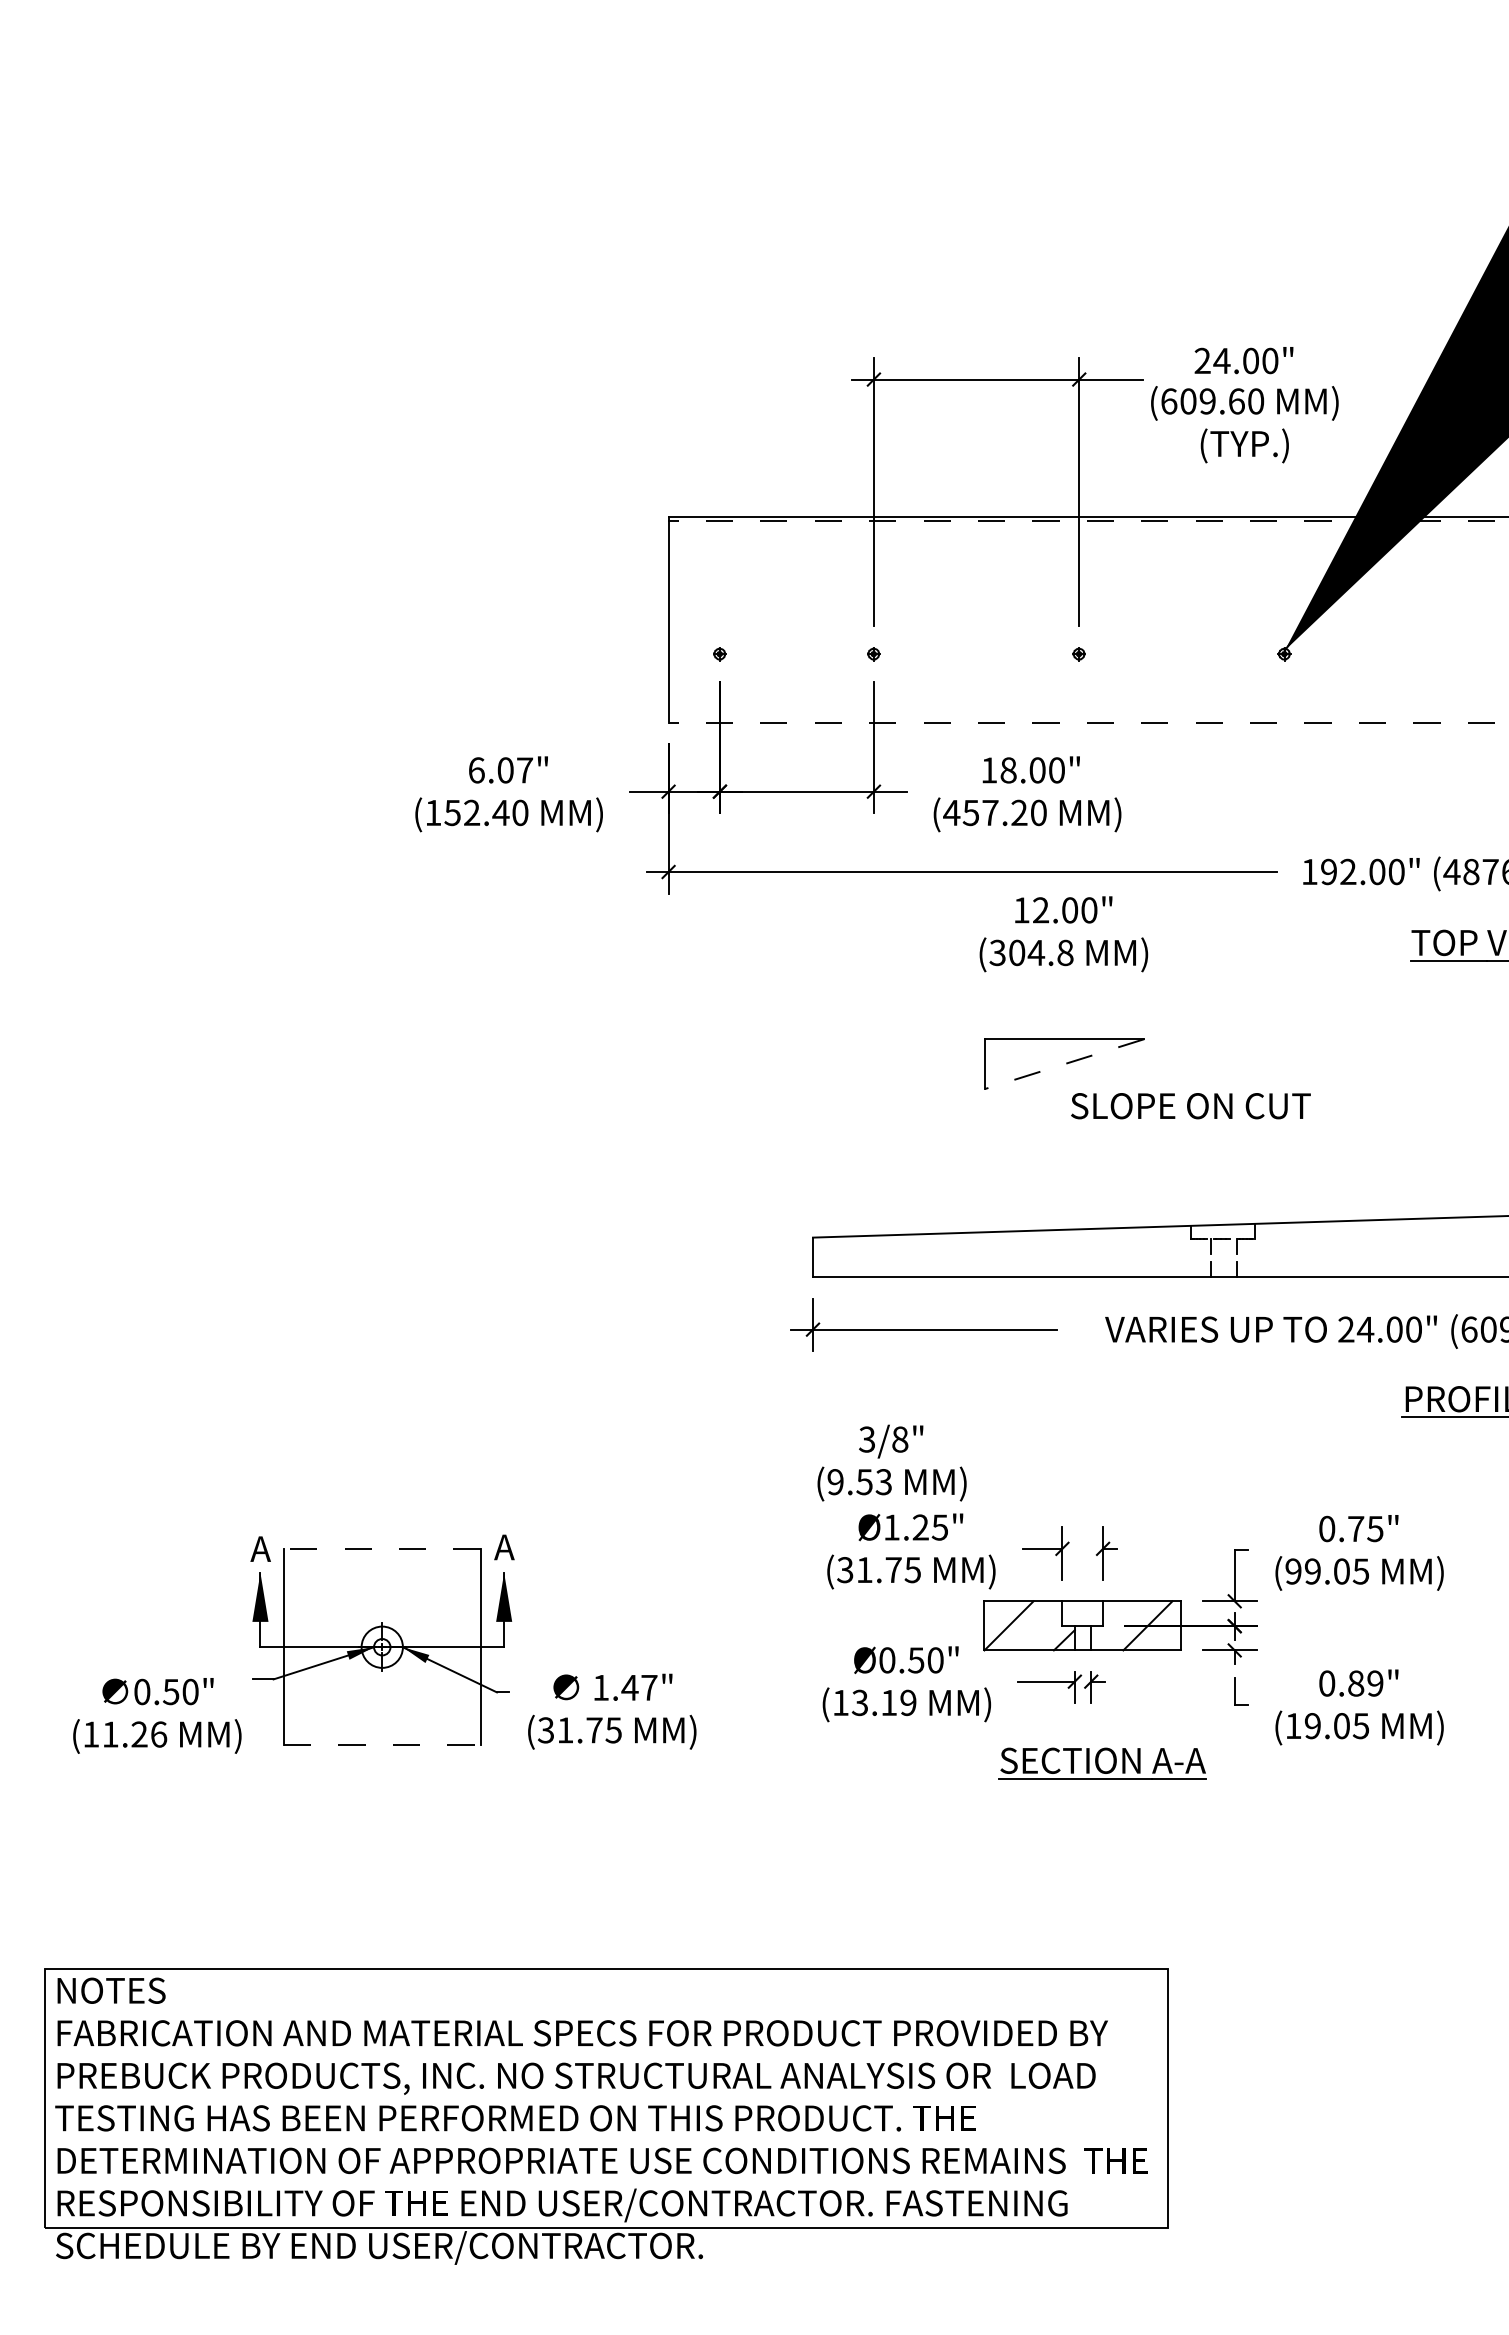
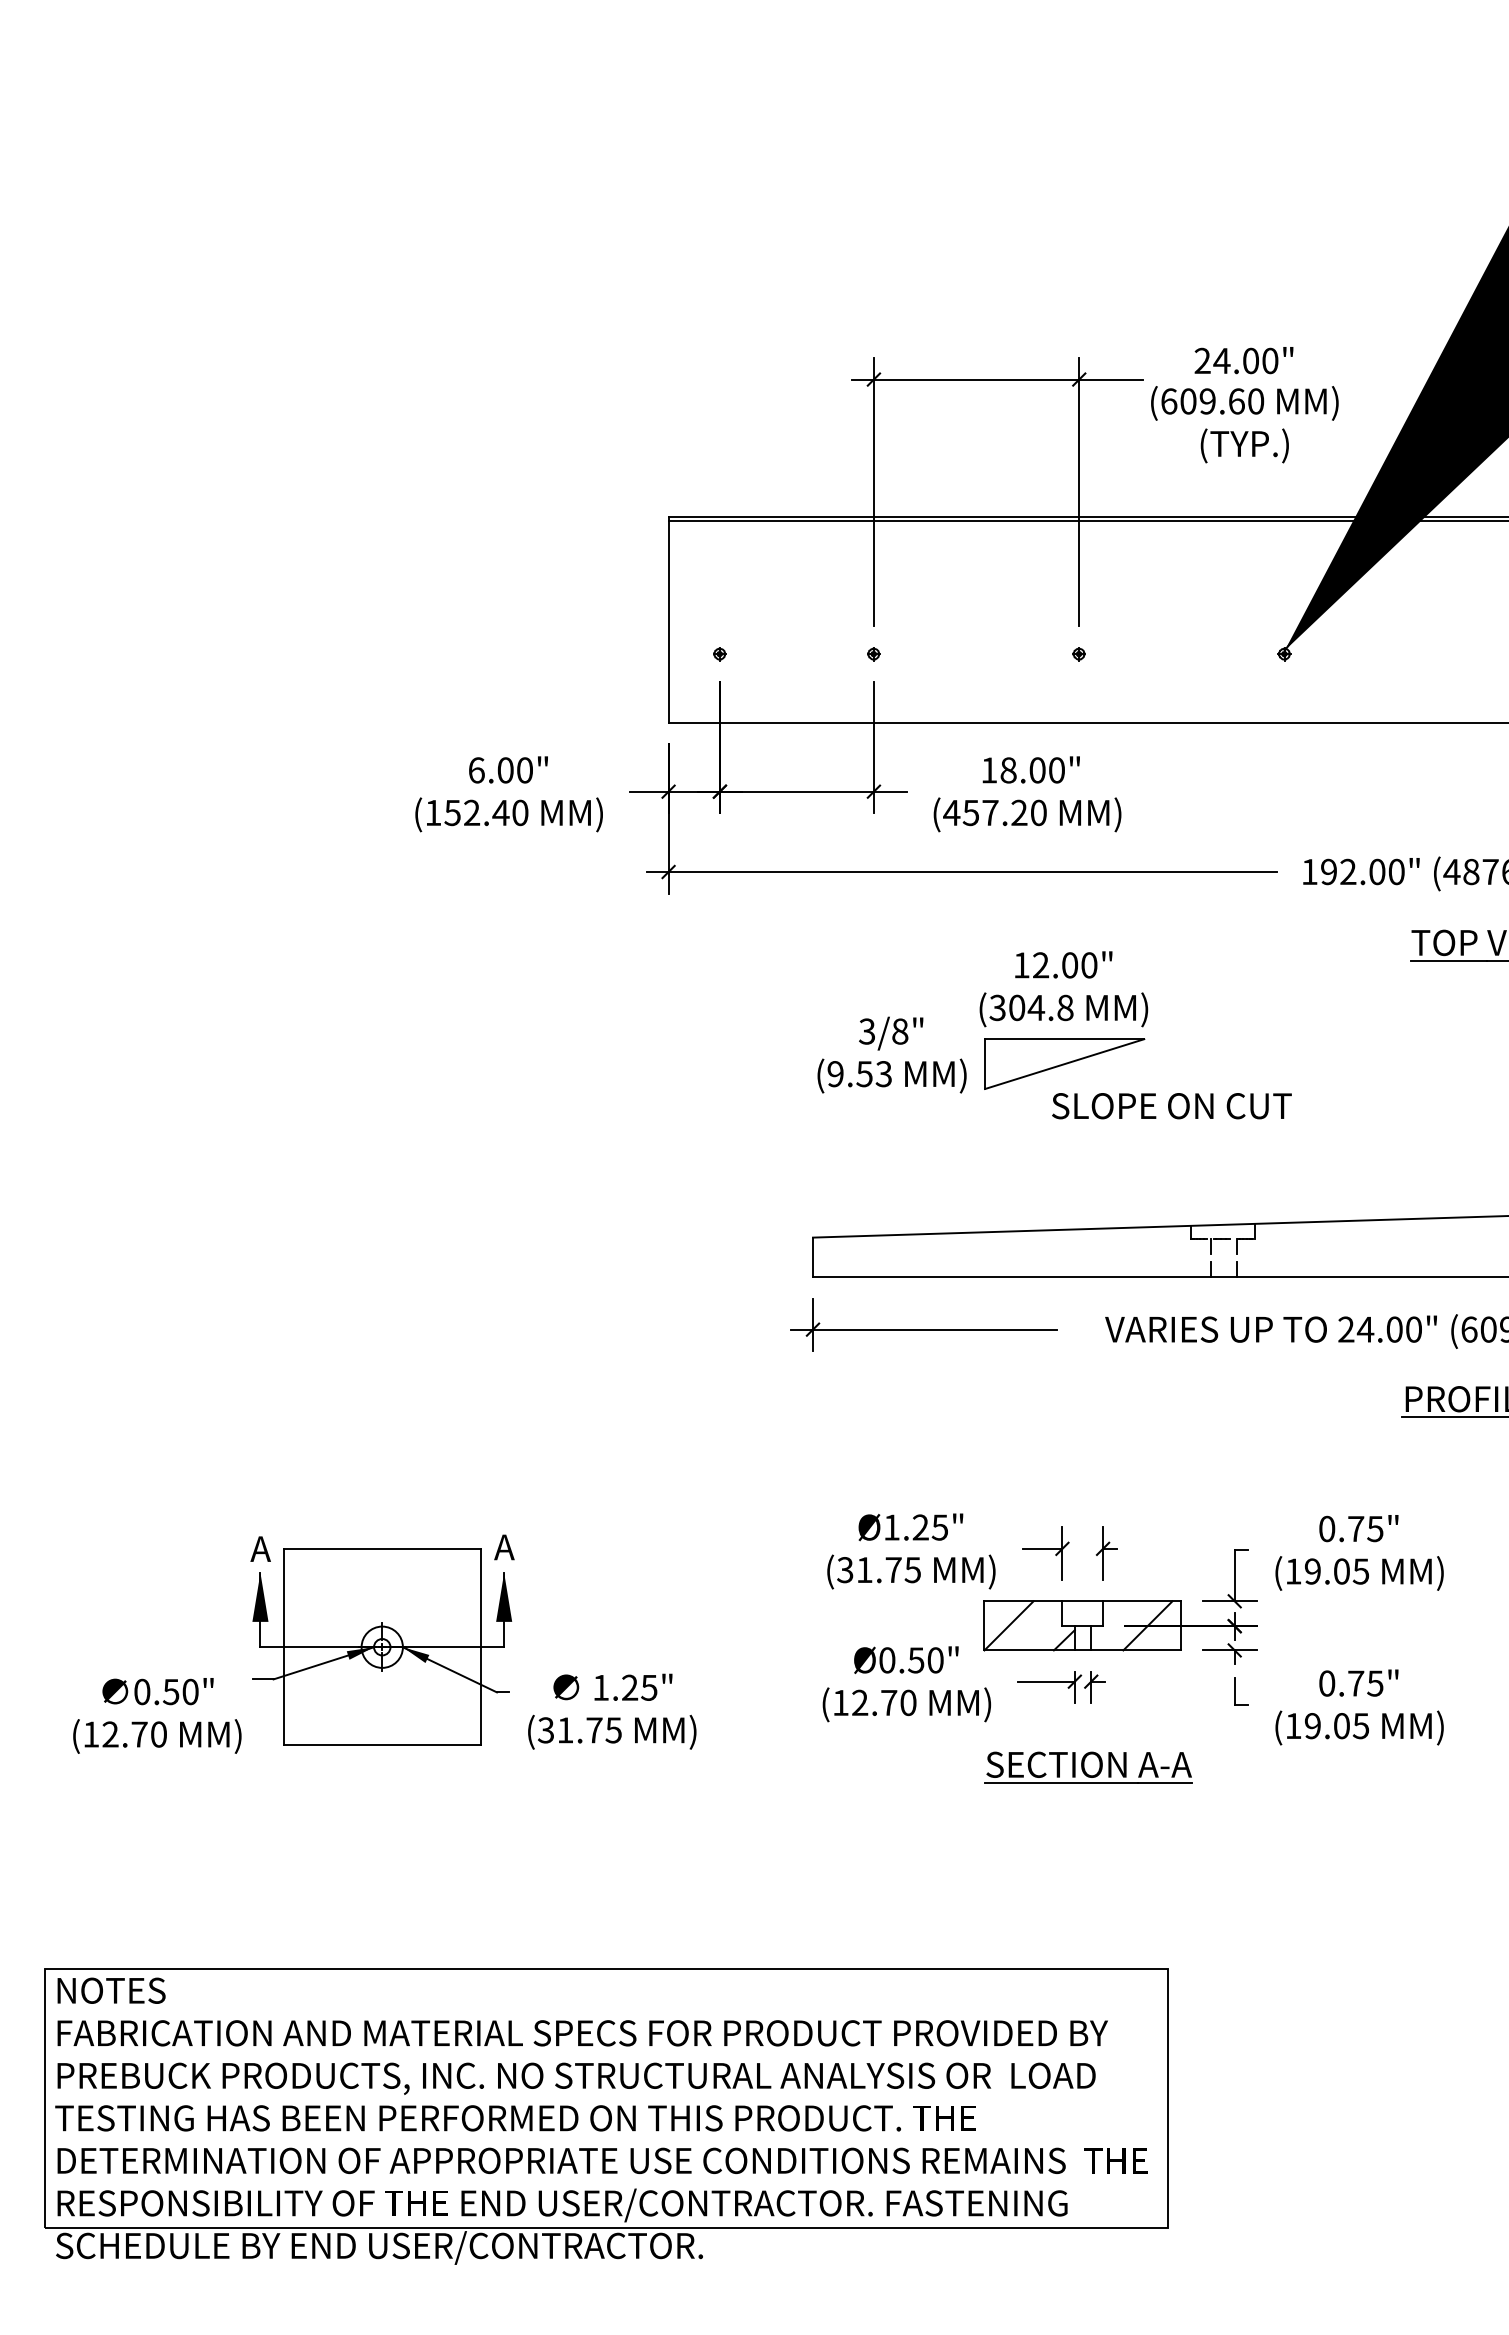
line: dashed -> solid (1088, 521)
line: dashed -> solid (1088, 722)
text: 6.07" -> 6.00" (525, 770)
text position: (1063, 934) -> (1063, 989) (1063, 989)
line: dashed -> solid (1064, 1064)
text position: (1190, 1106) -> (1171, 1106) (1171, 1106)
text position: (891, 1462) -> (891, 1054) (891, 1054)
line: dashed -> solid (381, 1548)
text: (99.05 -> (19.05 (1293, 1571)
text: 0.89" -> 0.75" (1365, 1683)
text: 1.47" -> 1.25" (639, 1687)
text: (13.19 -> (12.70 (883, 1702)
text: (11.26 -> (12.70 (134, 1734)
line: dashed -> solid (382, 1745)
part position: (1102, 1763) -> (1088, 1767) (1088, 1767)
